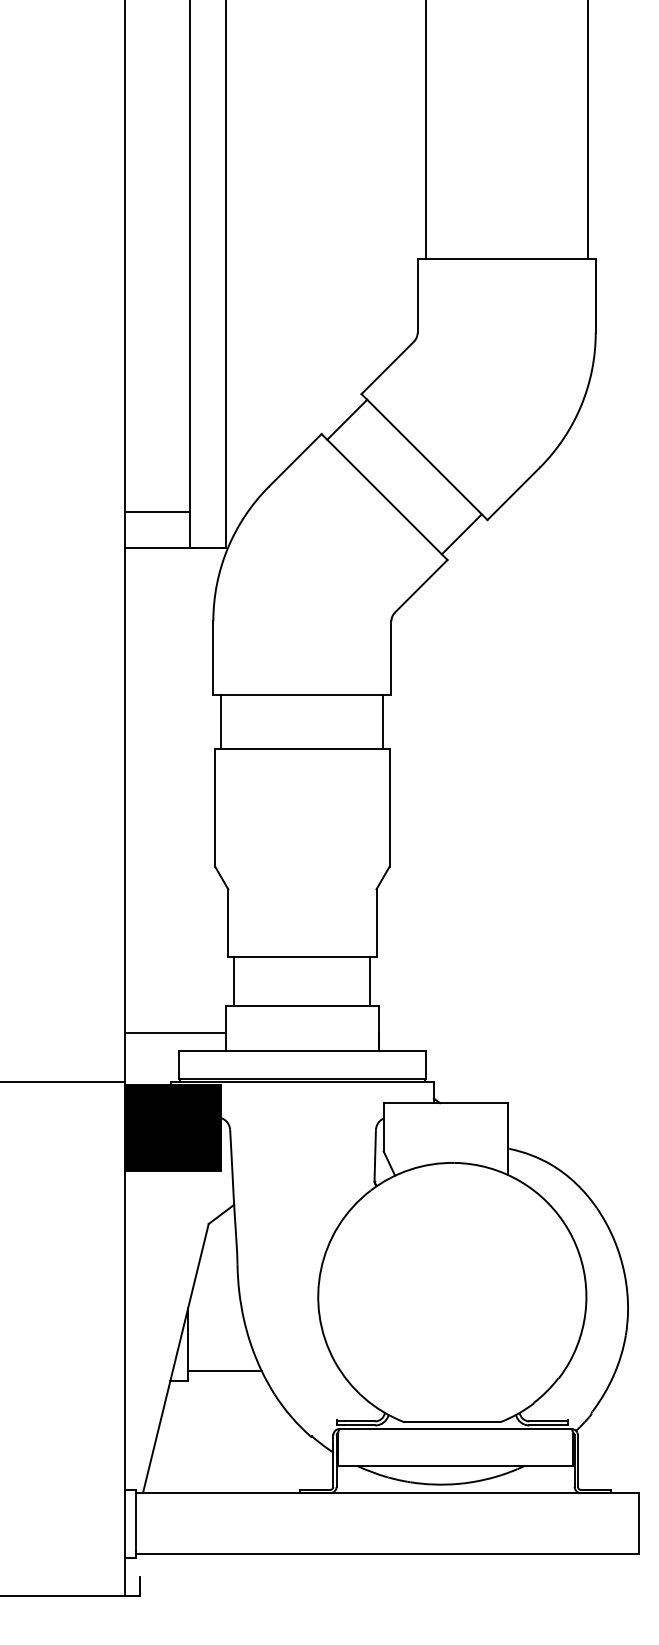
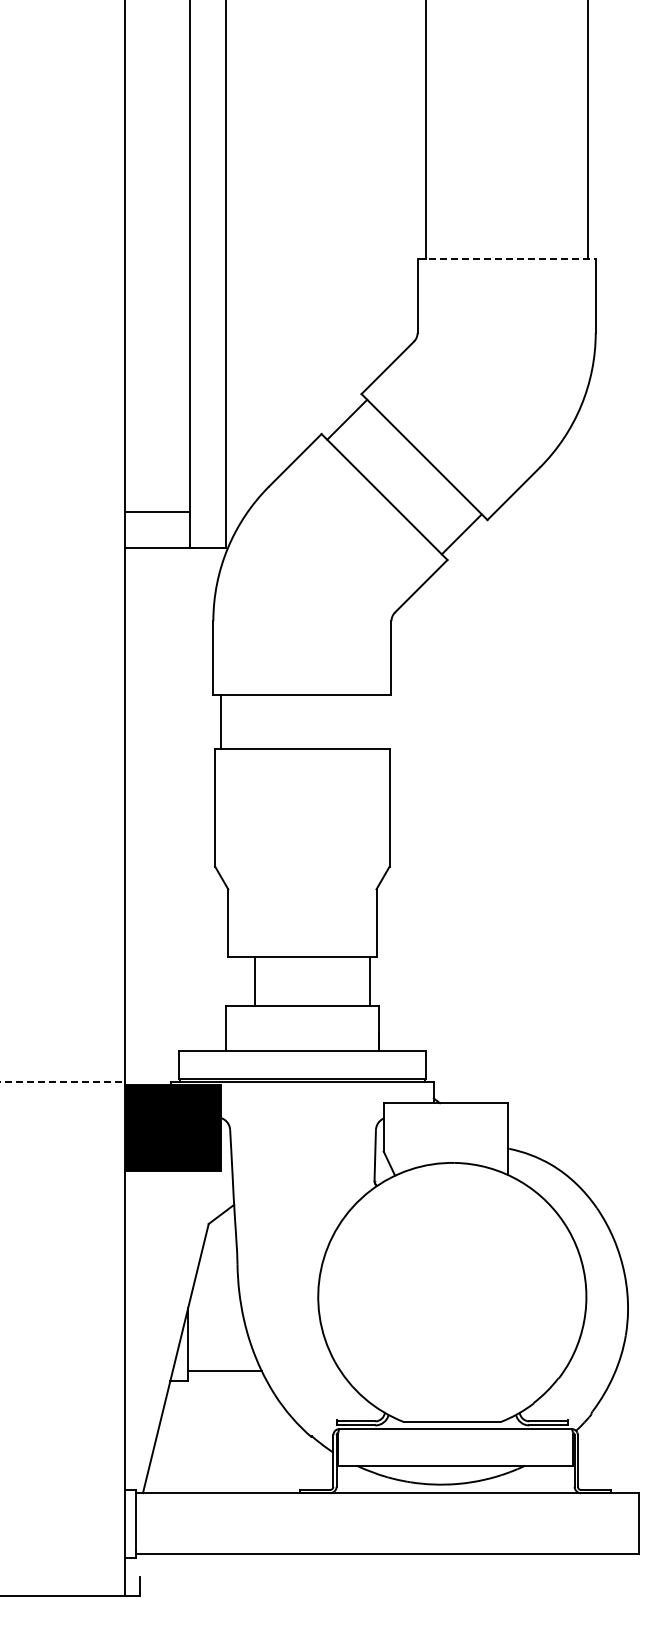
line: solid -> dashed (507, 258)
line: present -> none (383, 721)
line position: (234, 980) -> (255, 980) (255, 980)
line: present -> none (174, 1033)
line: solid -> dashed (62, 1082)
